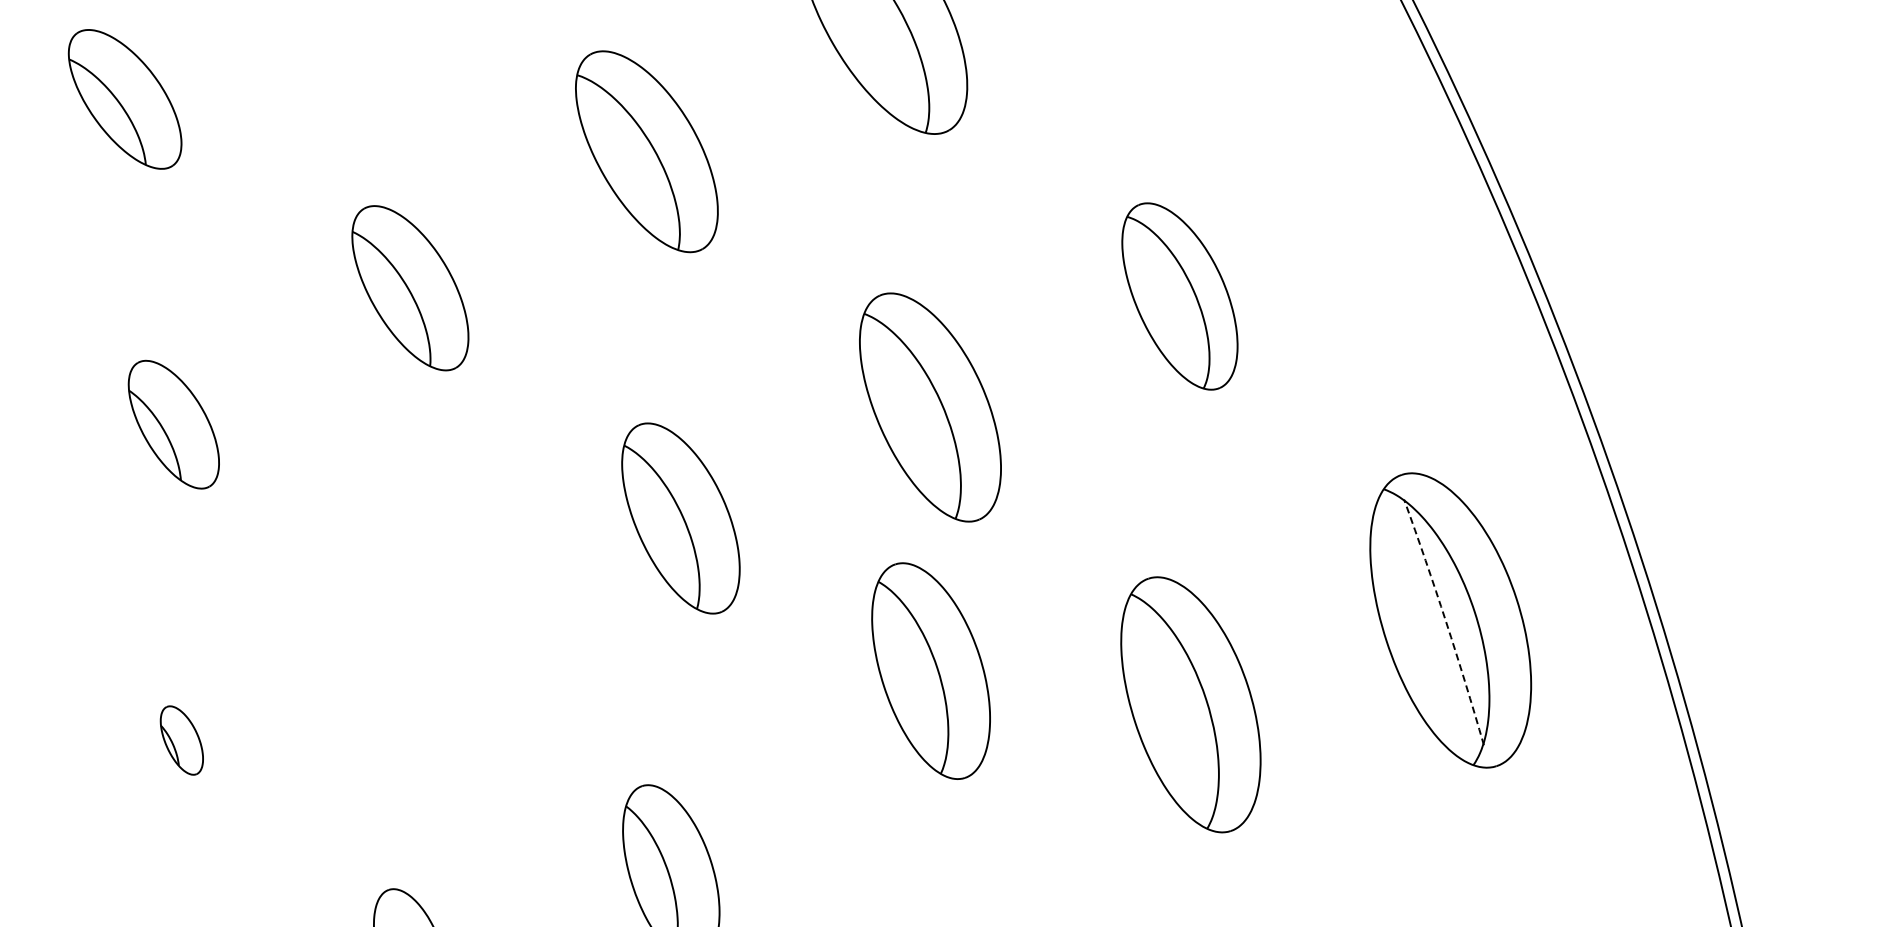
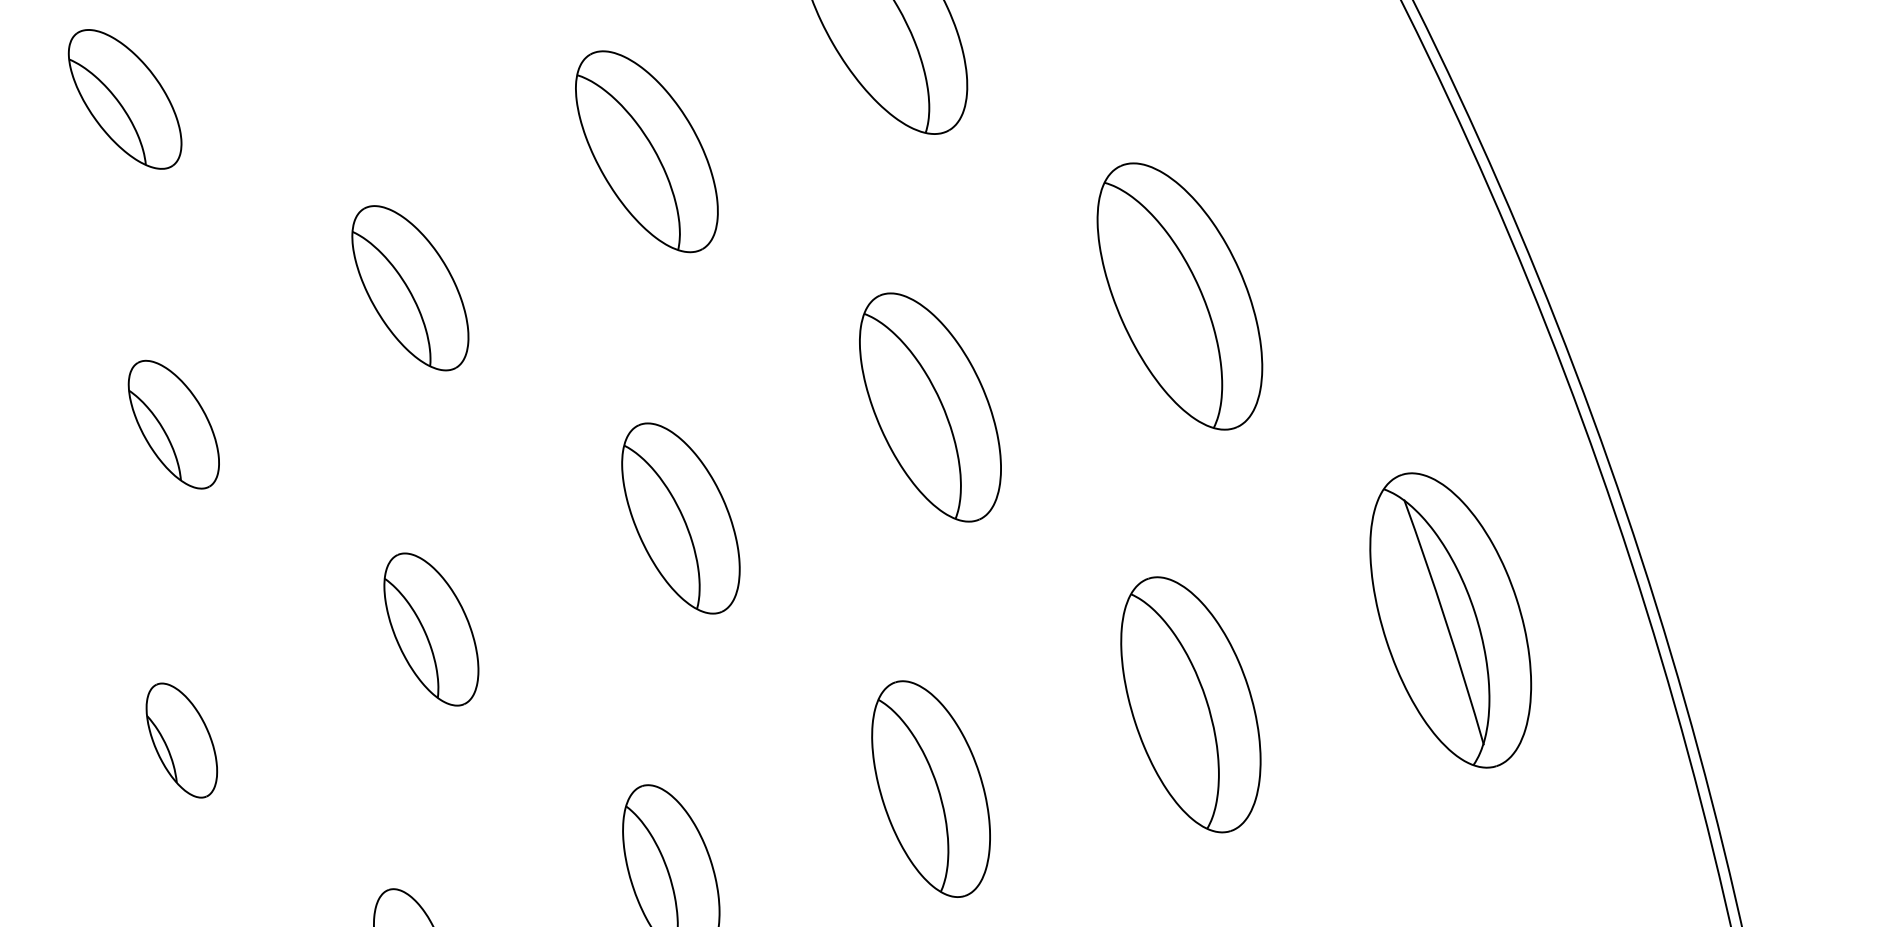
part size: 118x189 px -> 168x269 px (1179, 296)
arc: dashed -> solid (1446, 621)
part: none -> present (431, 629)
part position: (930, 670) -> (930, 788) (930, 788)
part size: 45x71 px -> 74x117 px (181, 740)
